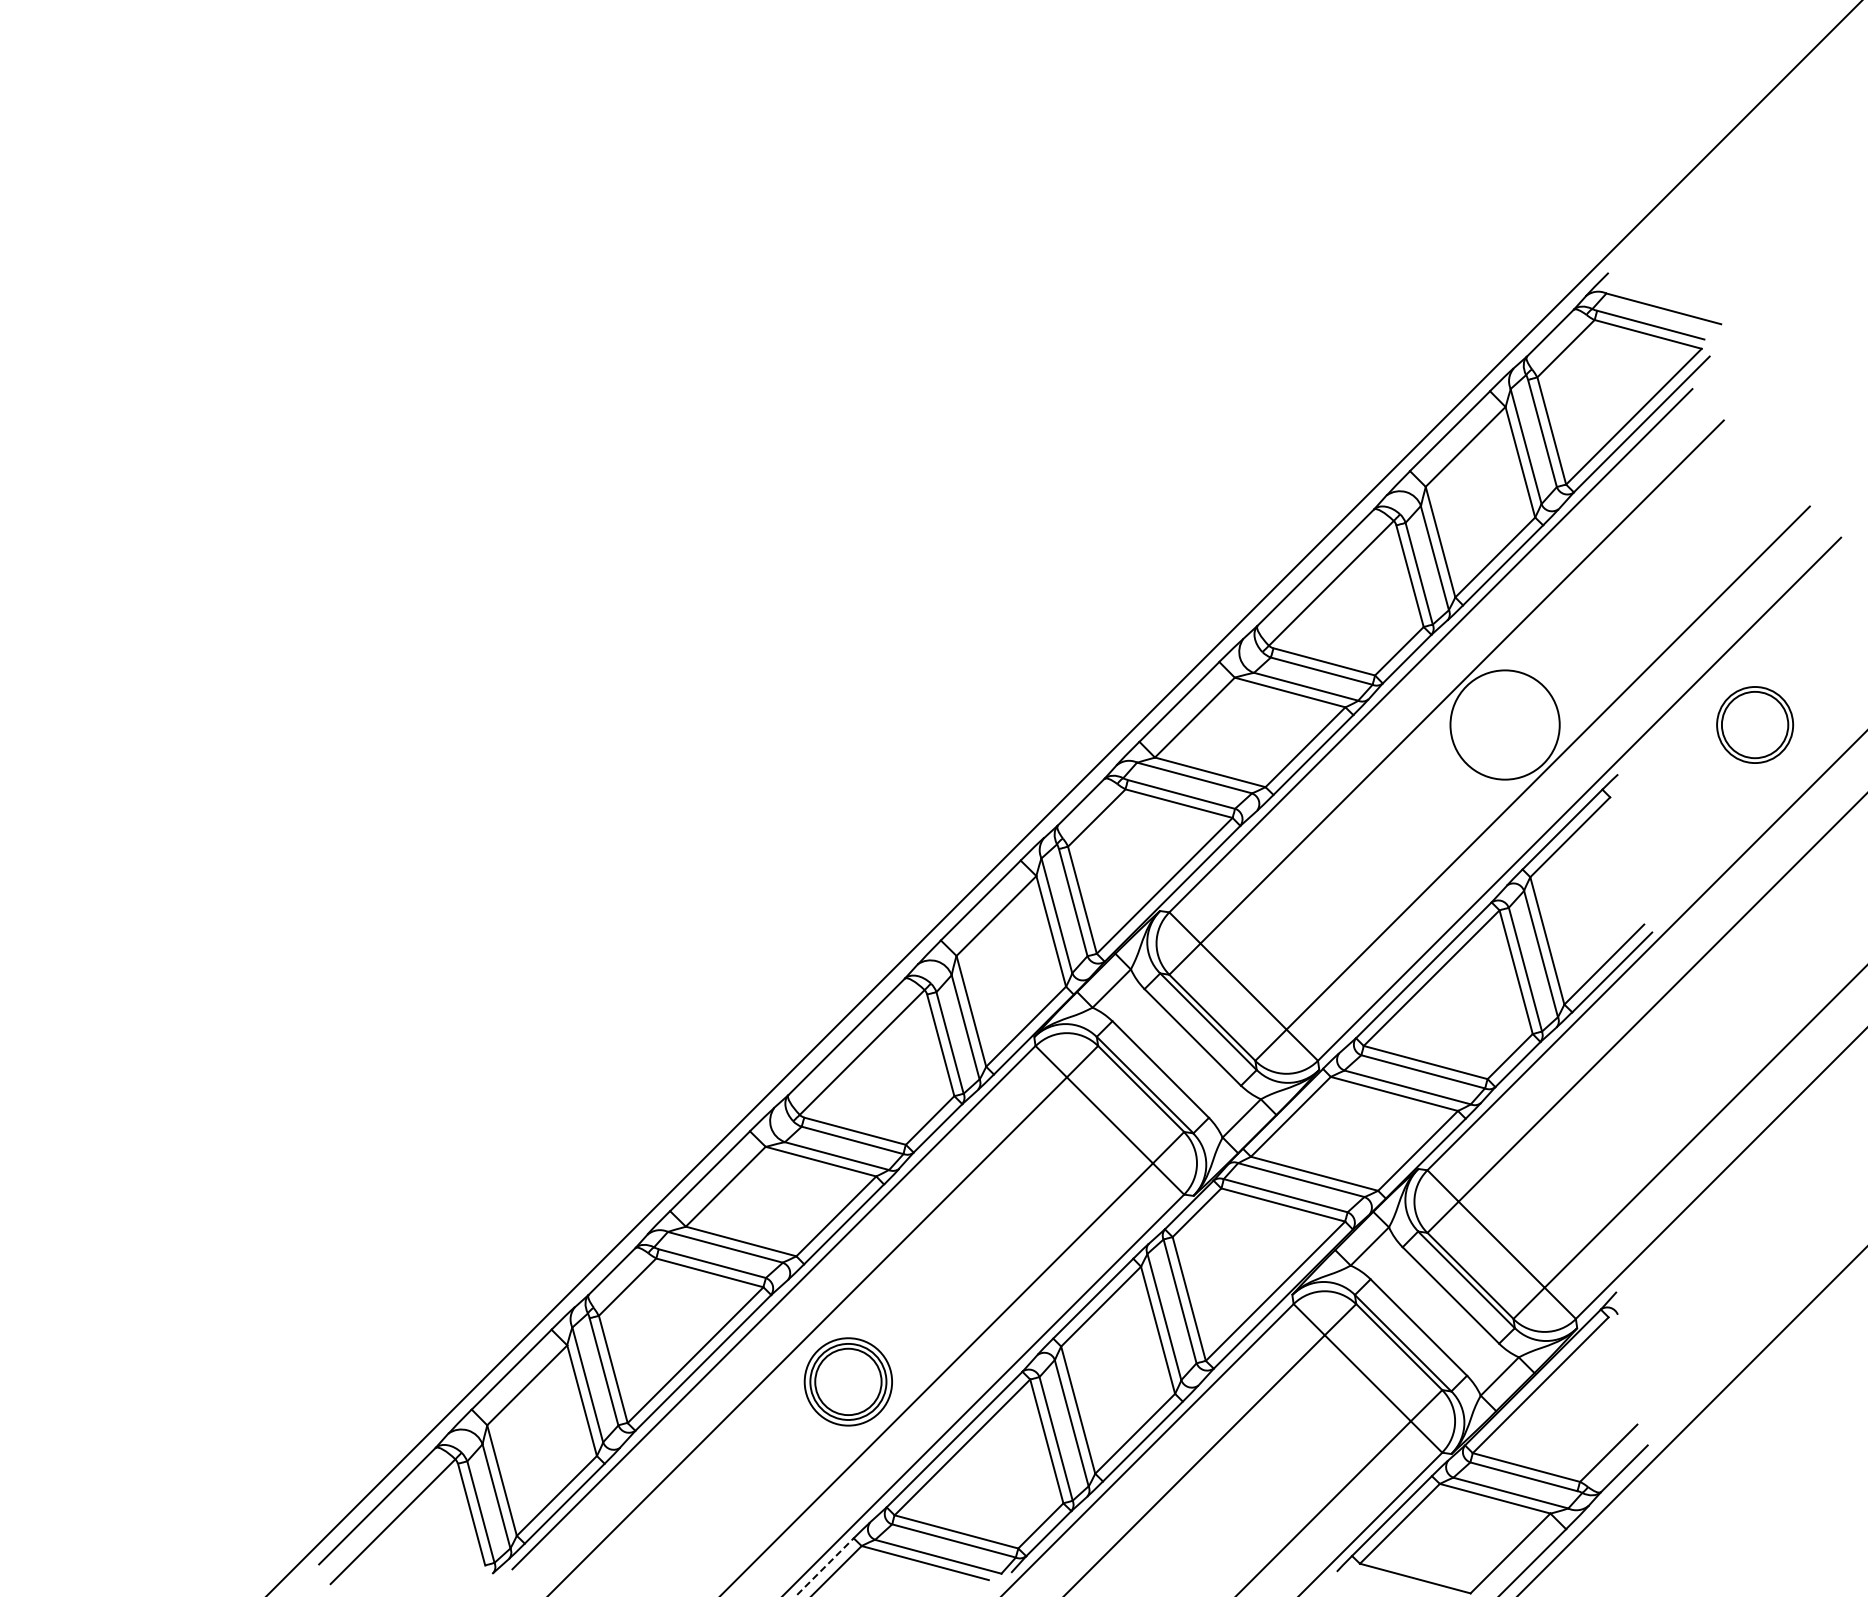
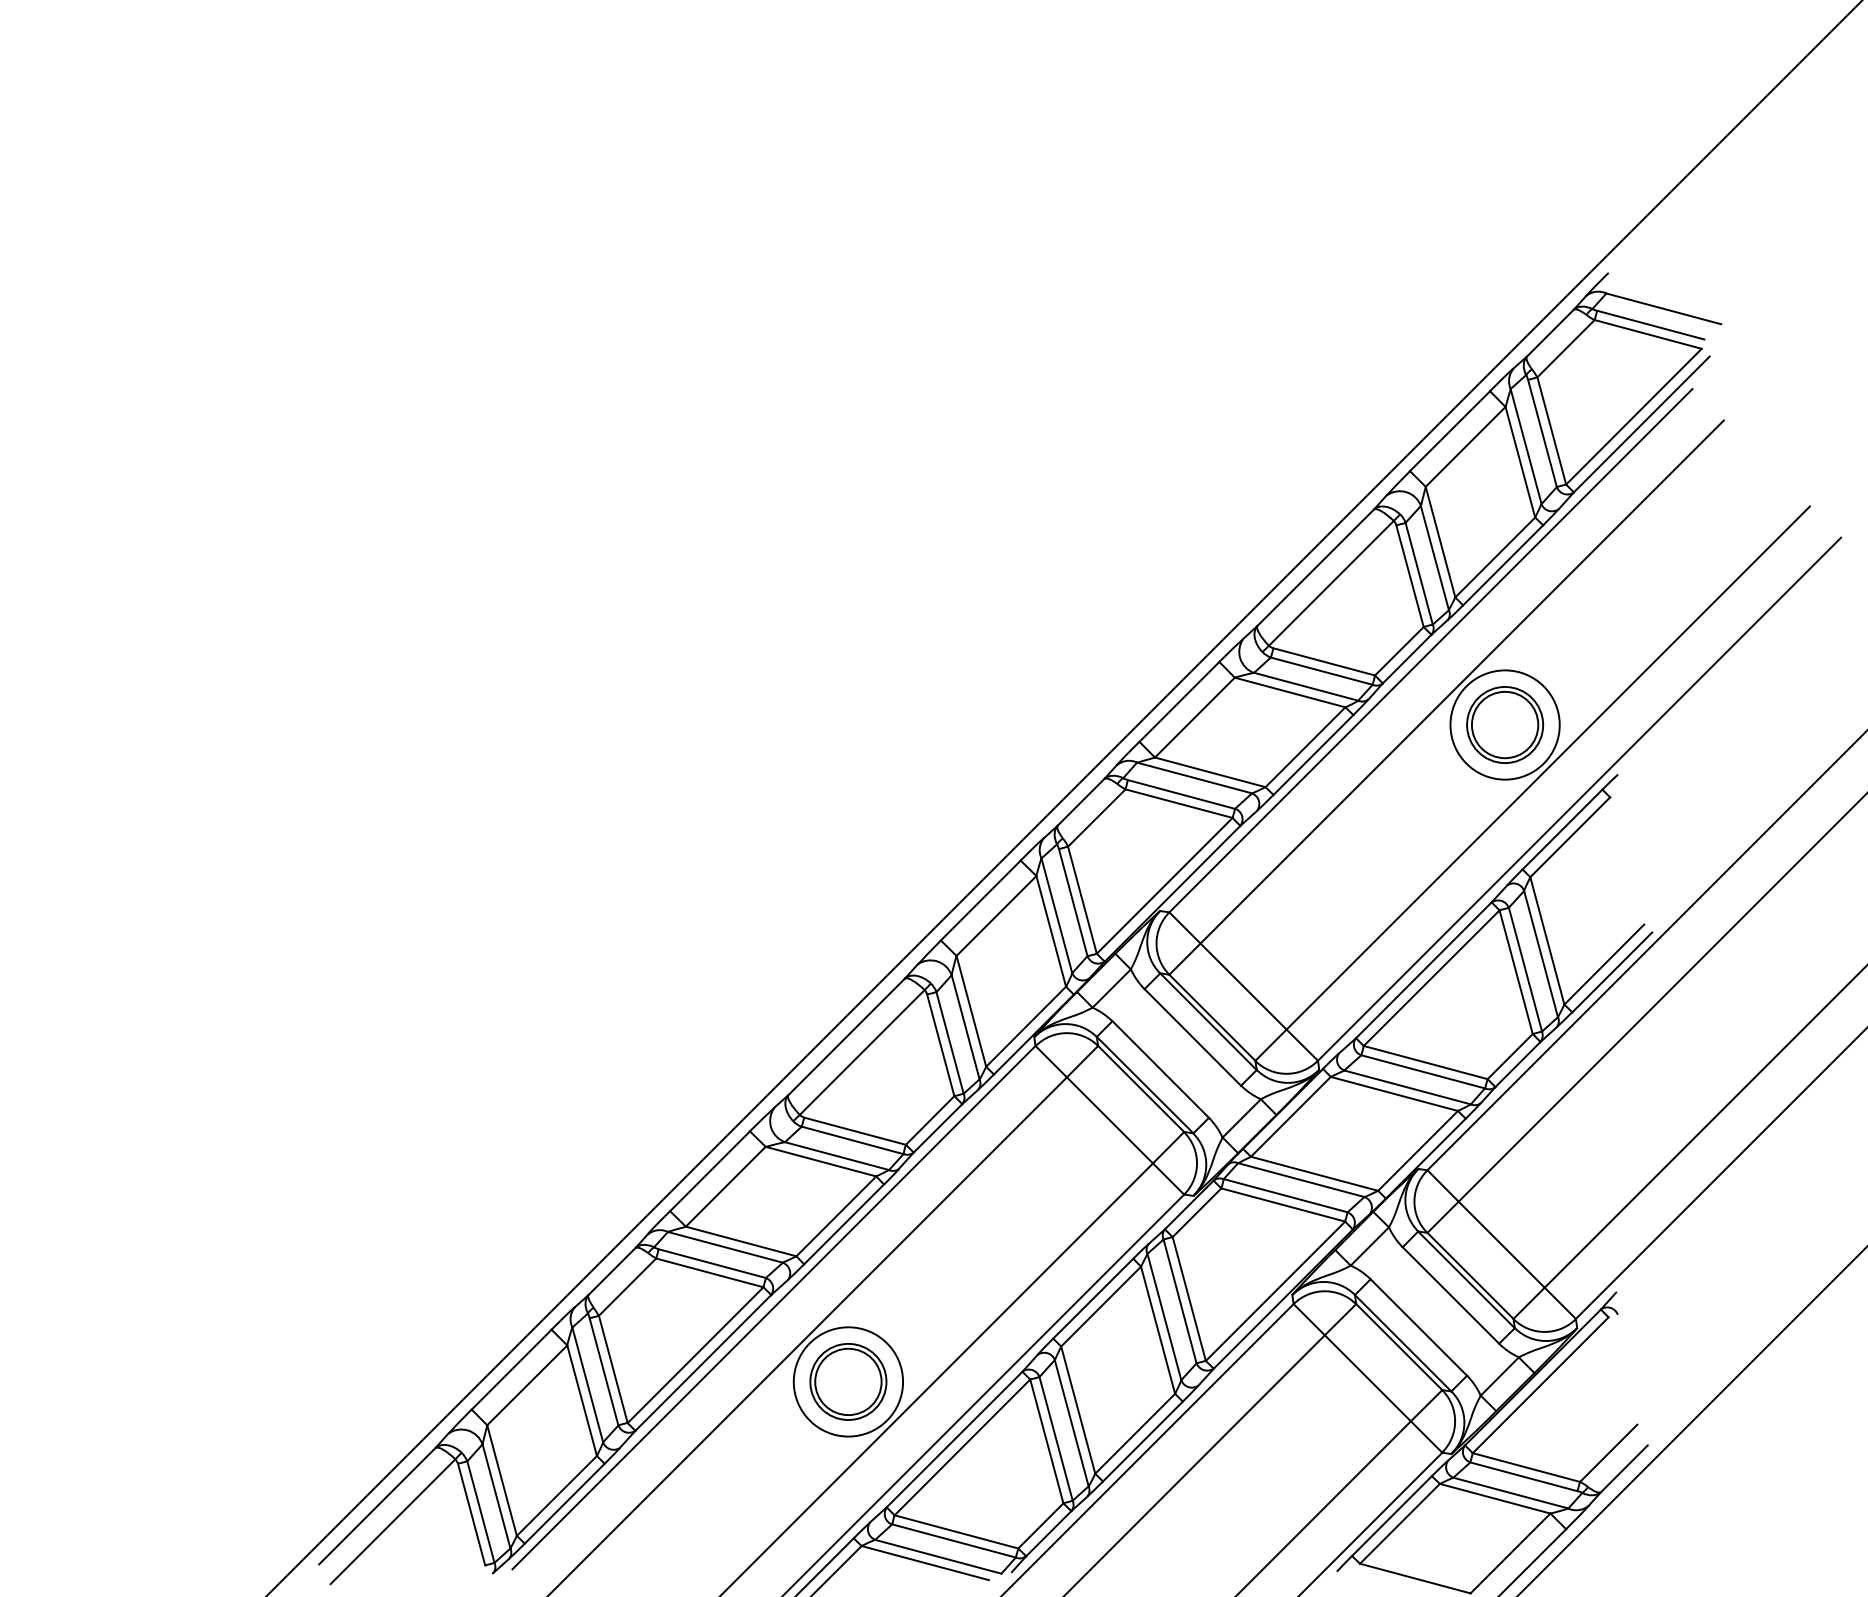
part position: (1754, 724) -> (1504, 724) (1504, 724)
circle diameter: 87 px -> 109 px (848, 1381)
line: dashed -> solid (824, 1567)
